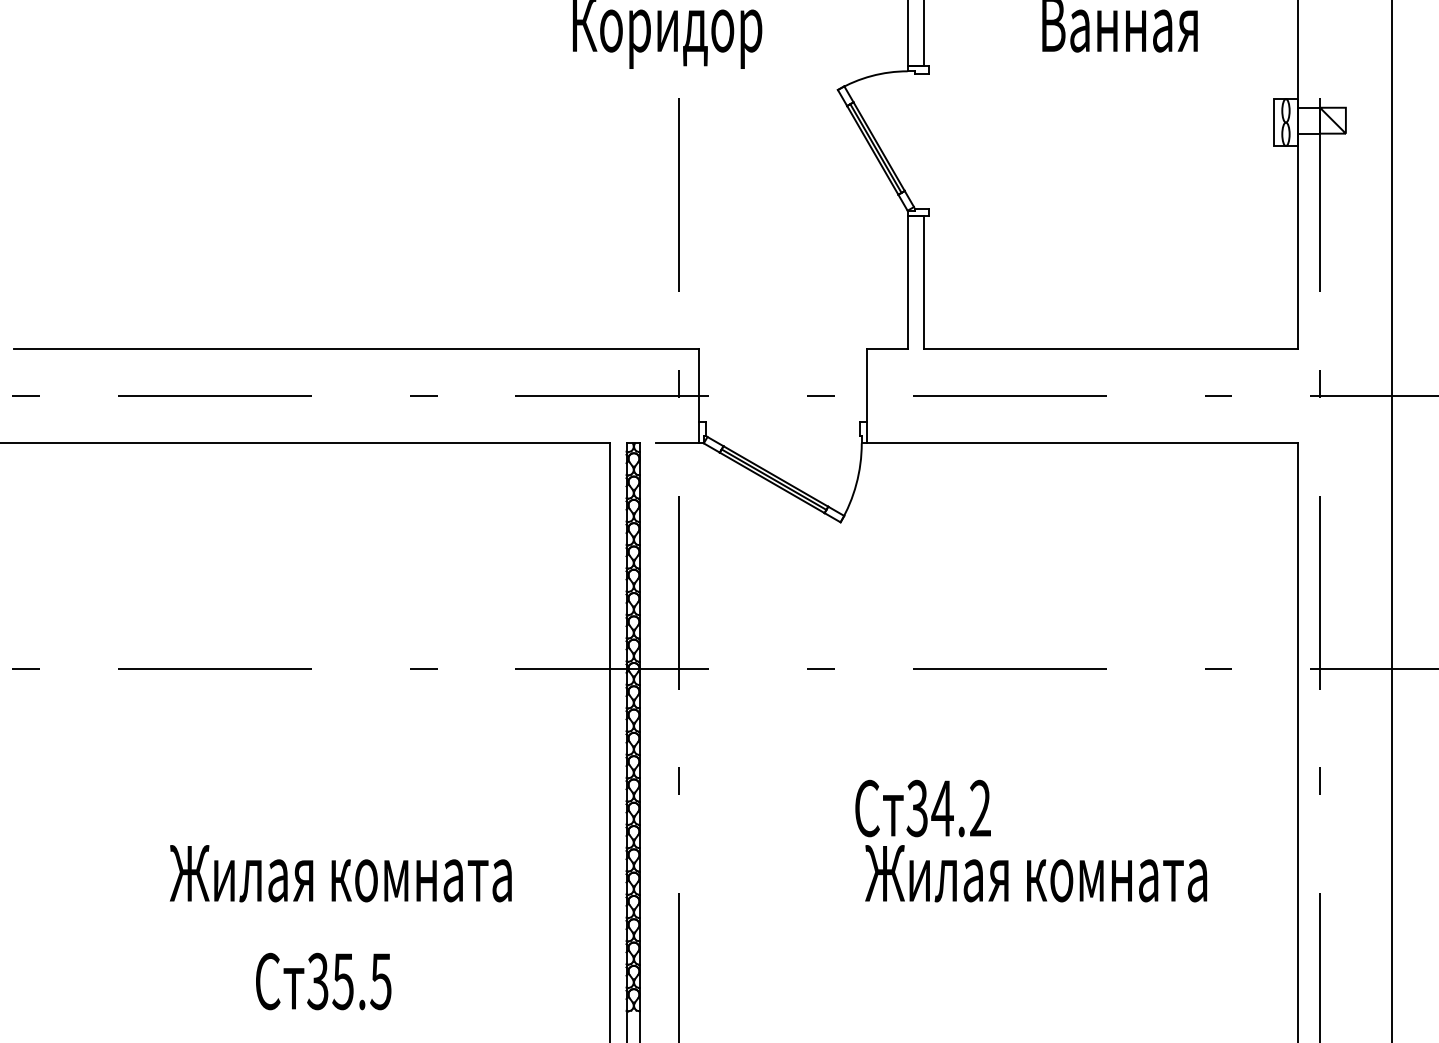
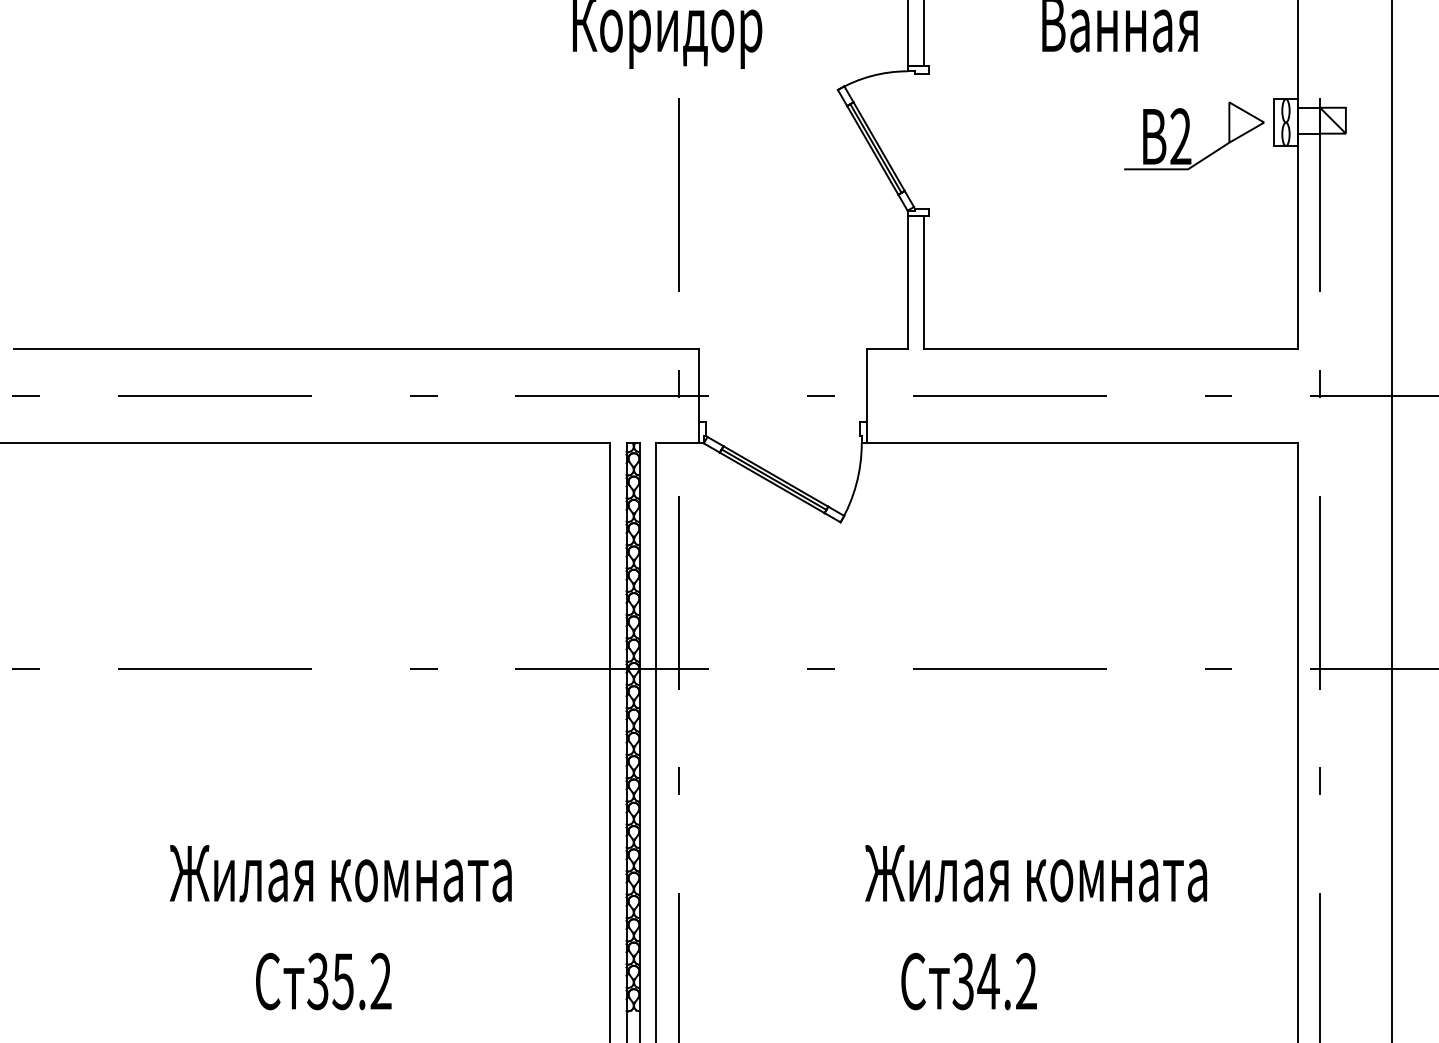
part: none -> present (1194, 135)
line: none -> present (656, 741)
text position: (922, 808) -> (968, 981) (968, 981)
text: 35.5 -> 35.2 (380, 981)
